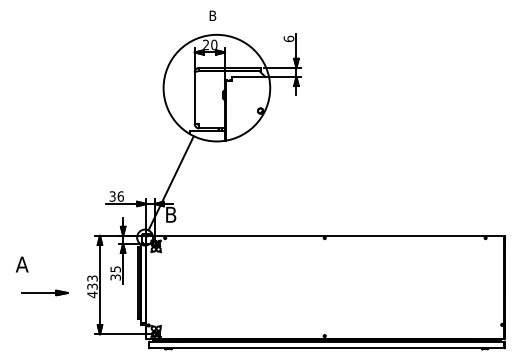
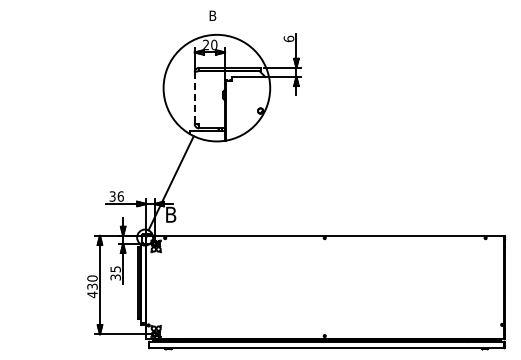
line: solid -> dashed (194, 98)
part: present -> none (28, 272)
text: 433 -> 430 (92, 278)
